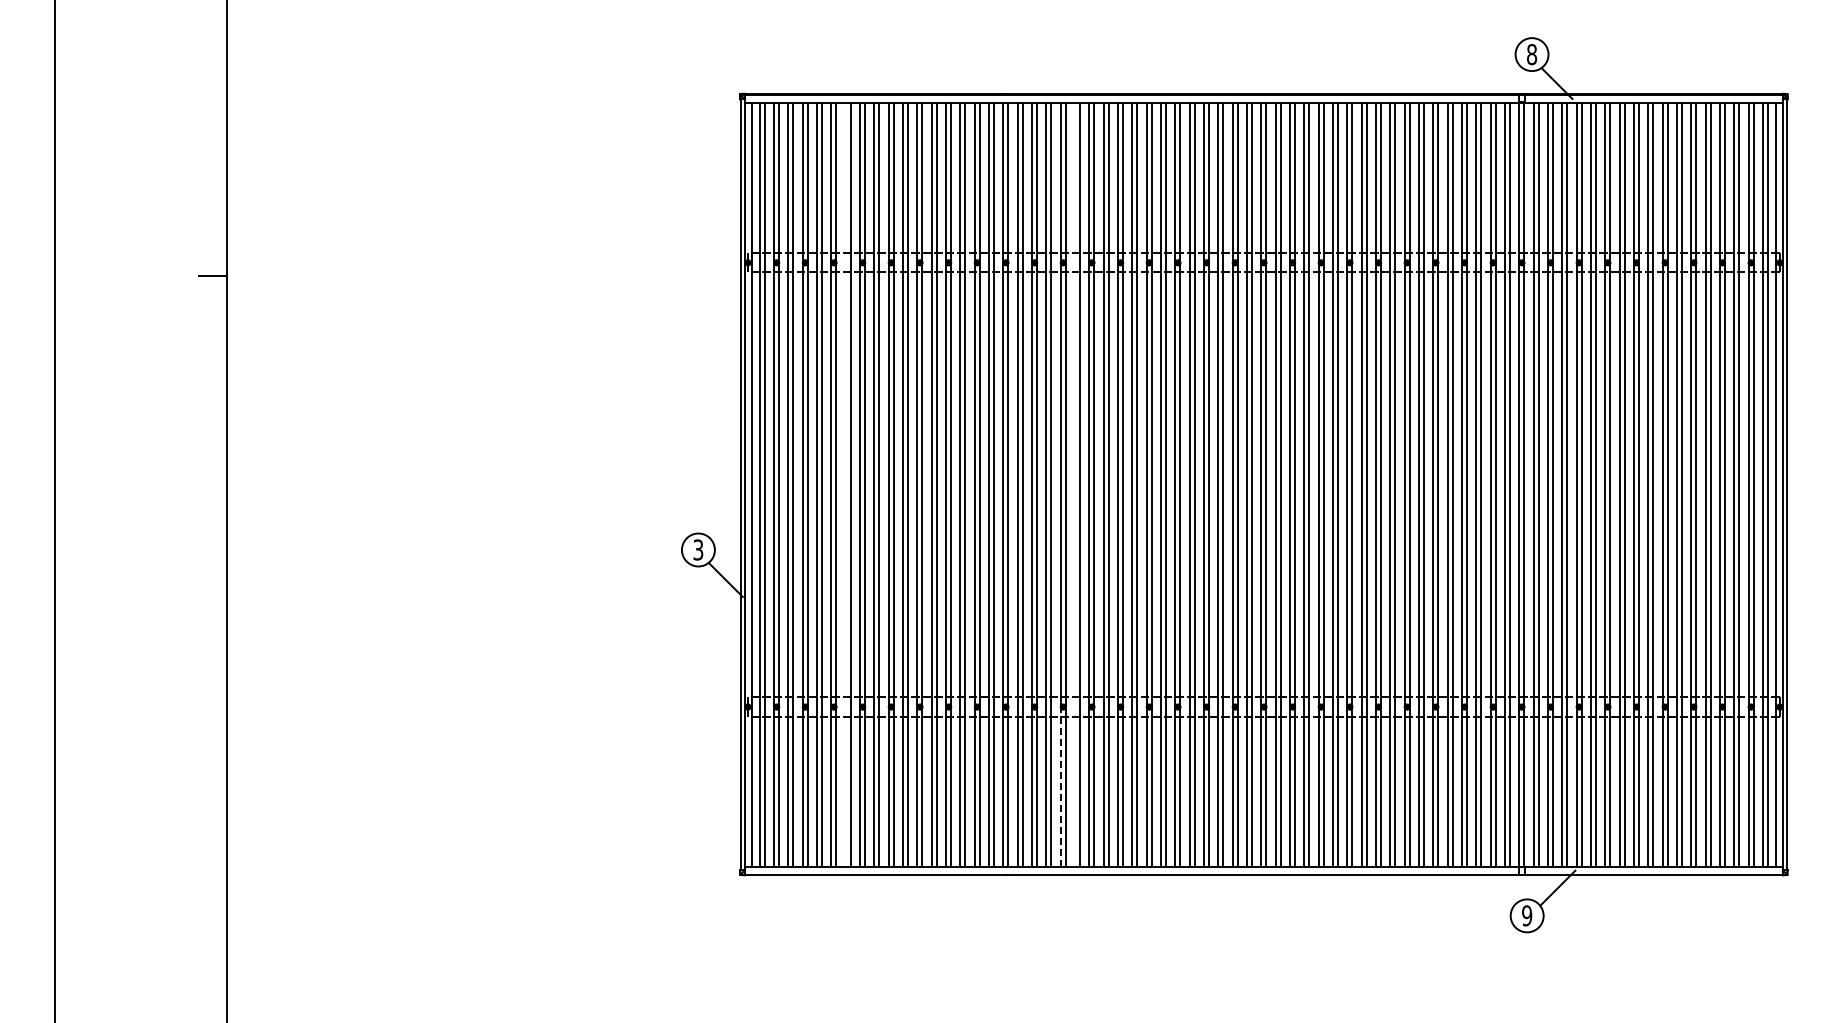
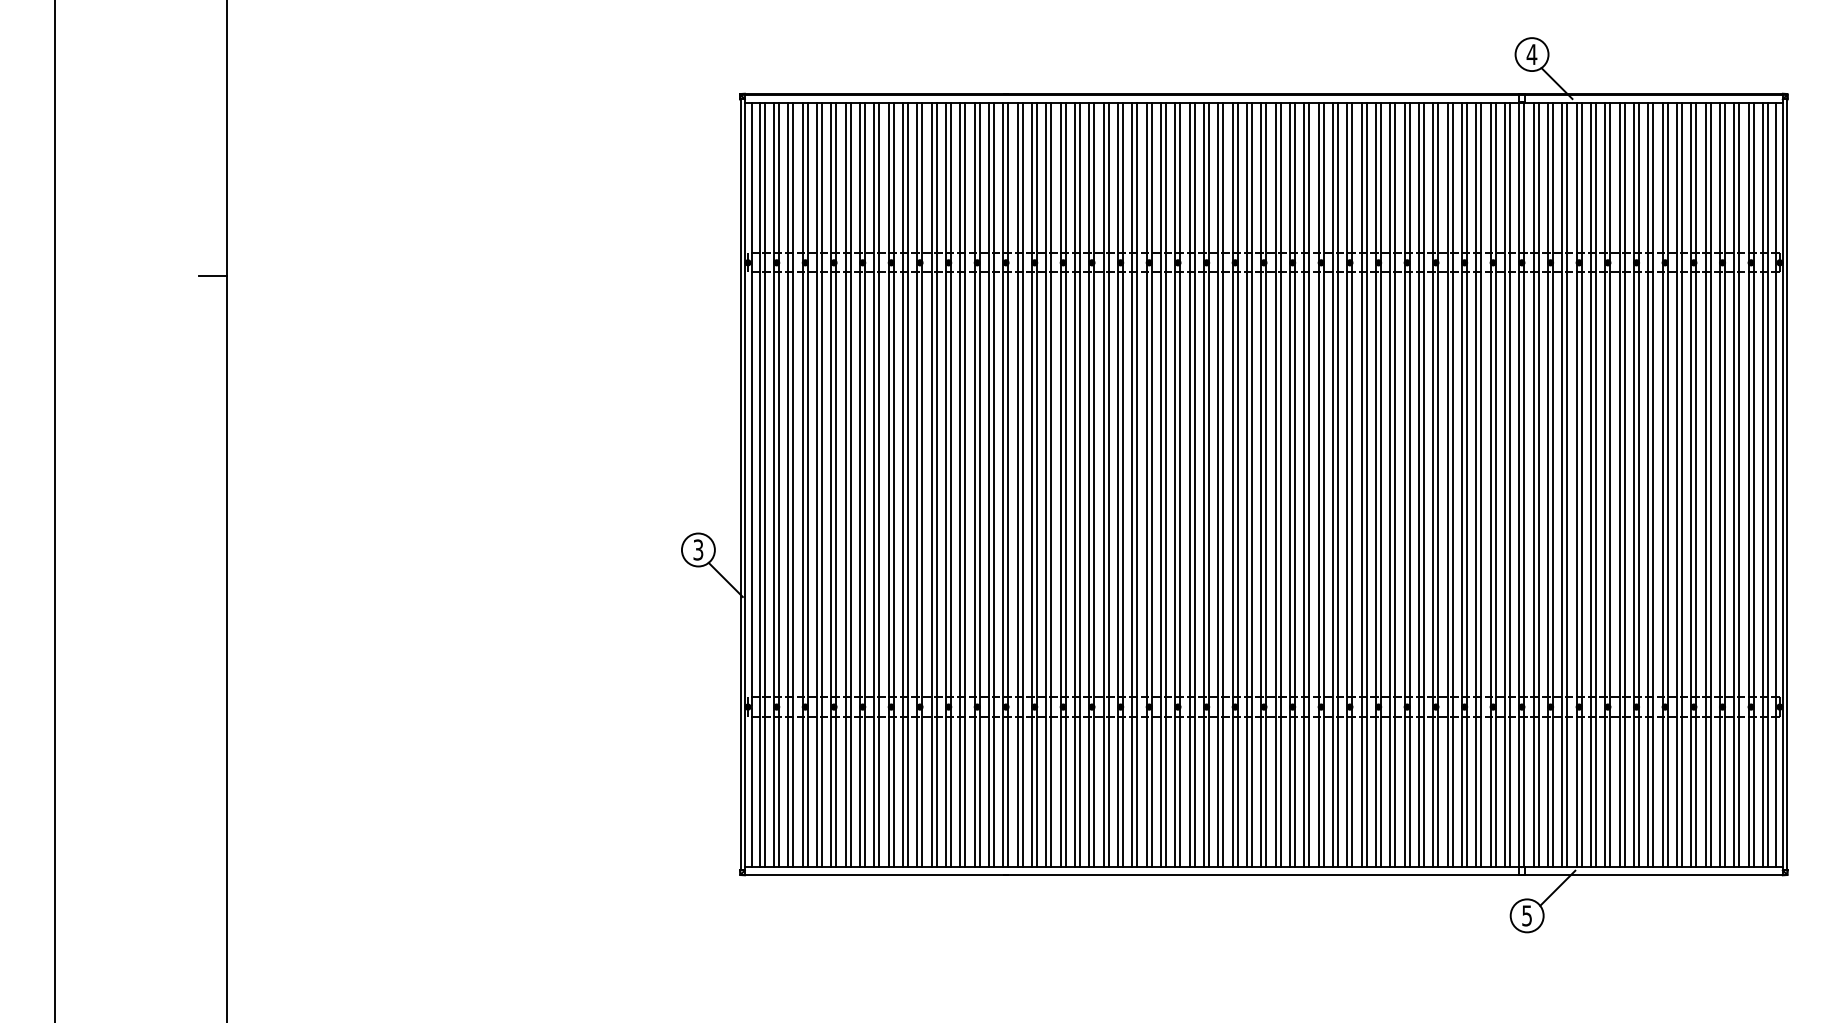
text: 8 -> 4 (1531, 54)
line: none -> present (845, 484)
line: none -> present (1075, 484)
line: dashed -> solid (1060, 787)
text: 9 -> 5 (1527, 915)
